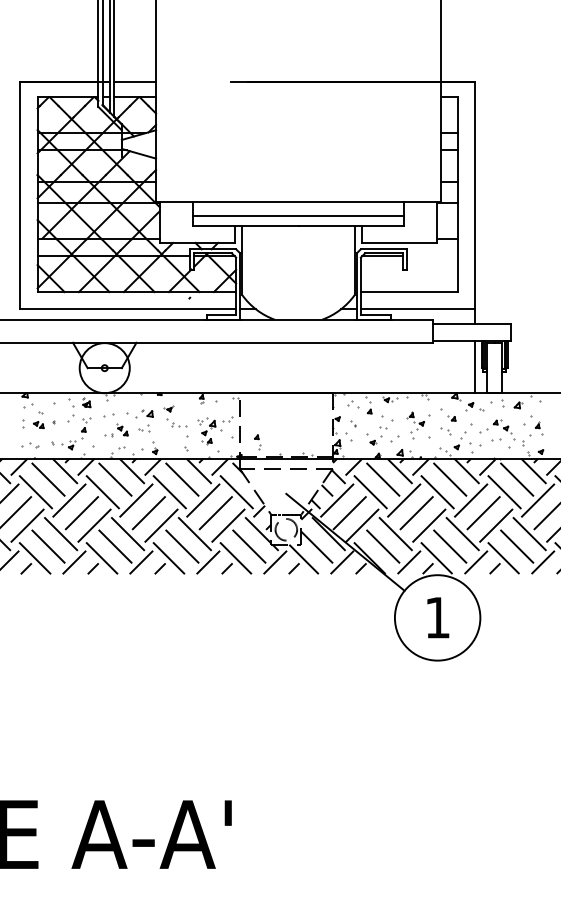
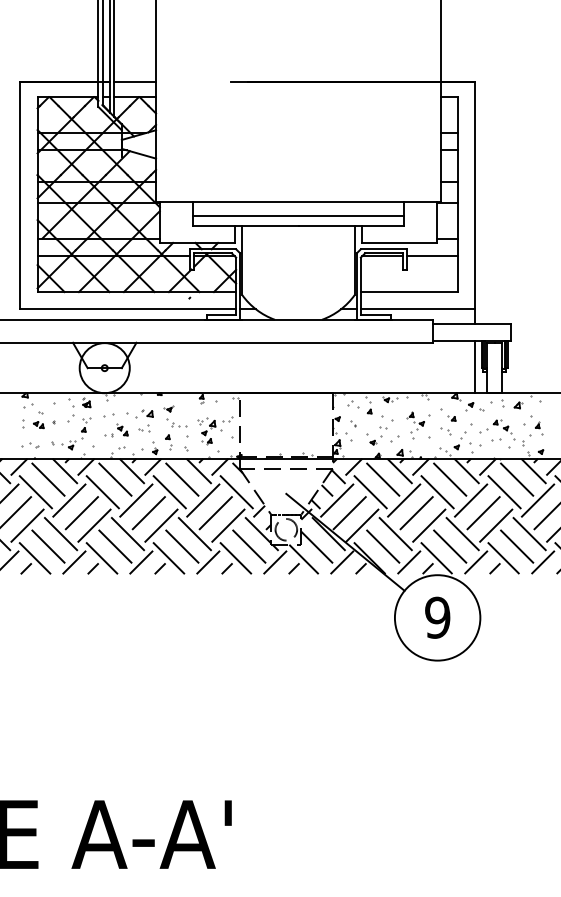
line: none -> present (431, 256)
part position: (257, 442) -> (168, 442) (168, 442)
text: 1 -> 9 (437, 617)
